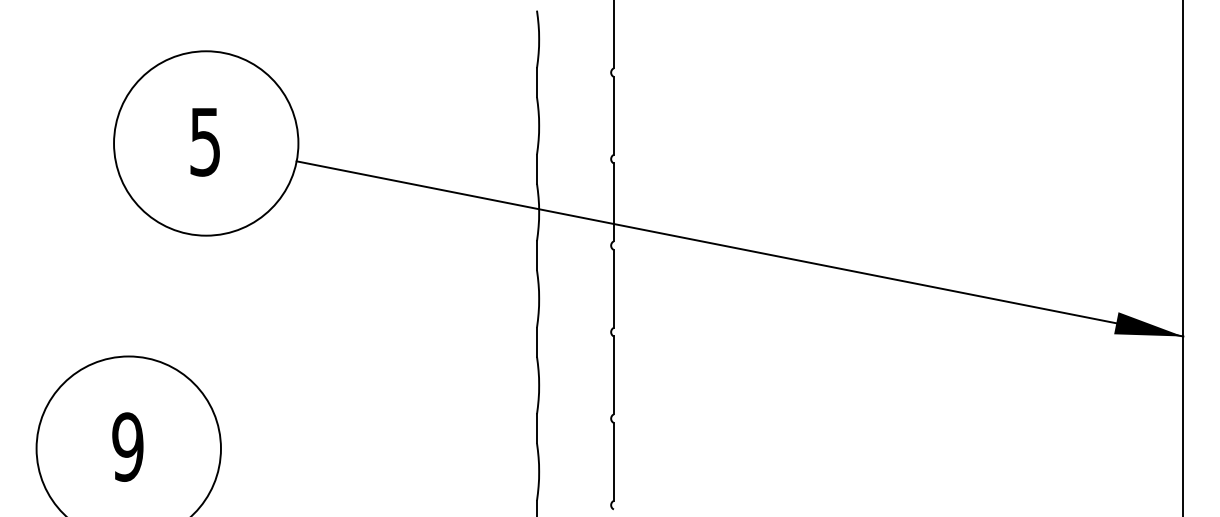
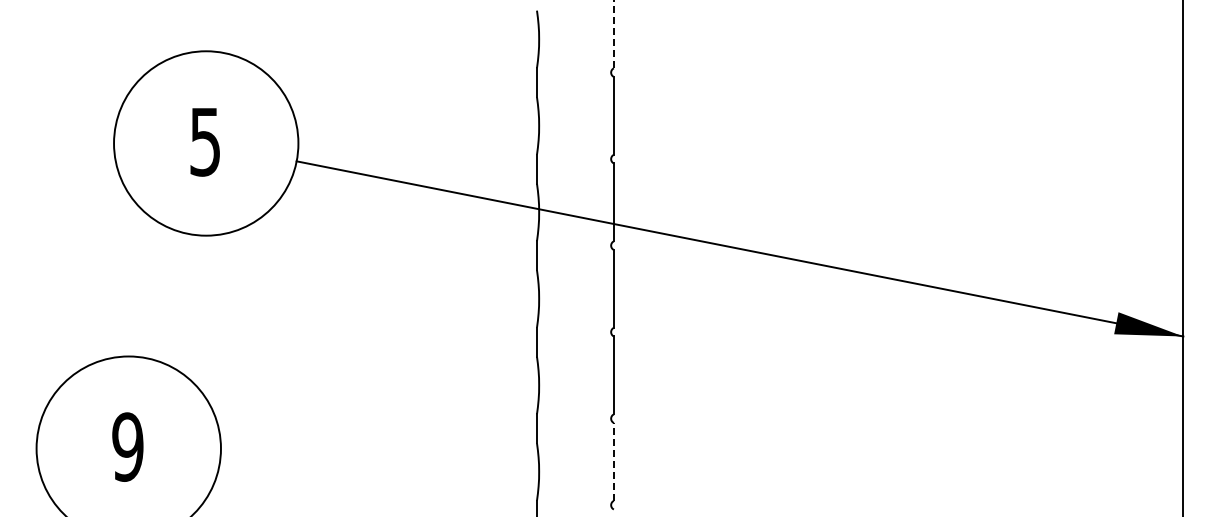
line: solid -> dashed (613, 34)
line: solid -> dashed (613, 461)
